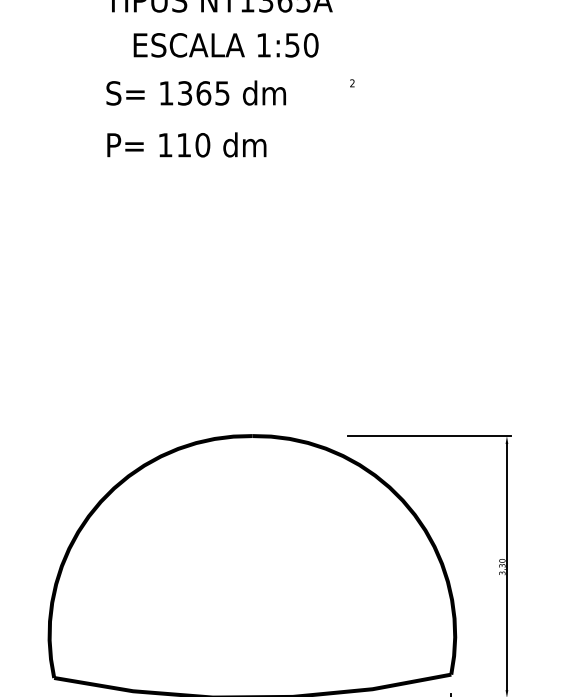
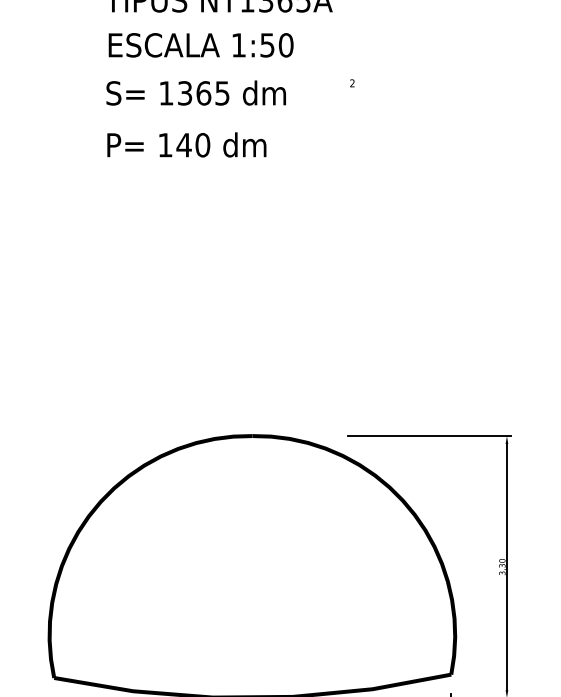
text position: (225, 45) -> (200, 45) (200, 45)
text: 110 -> 140 (183, 145)
